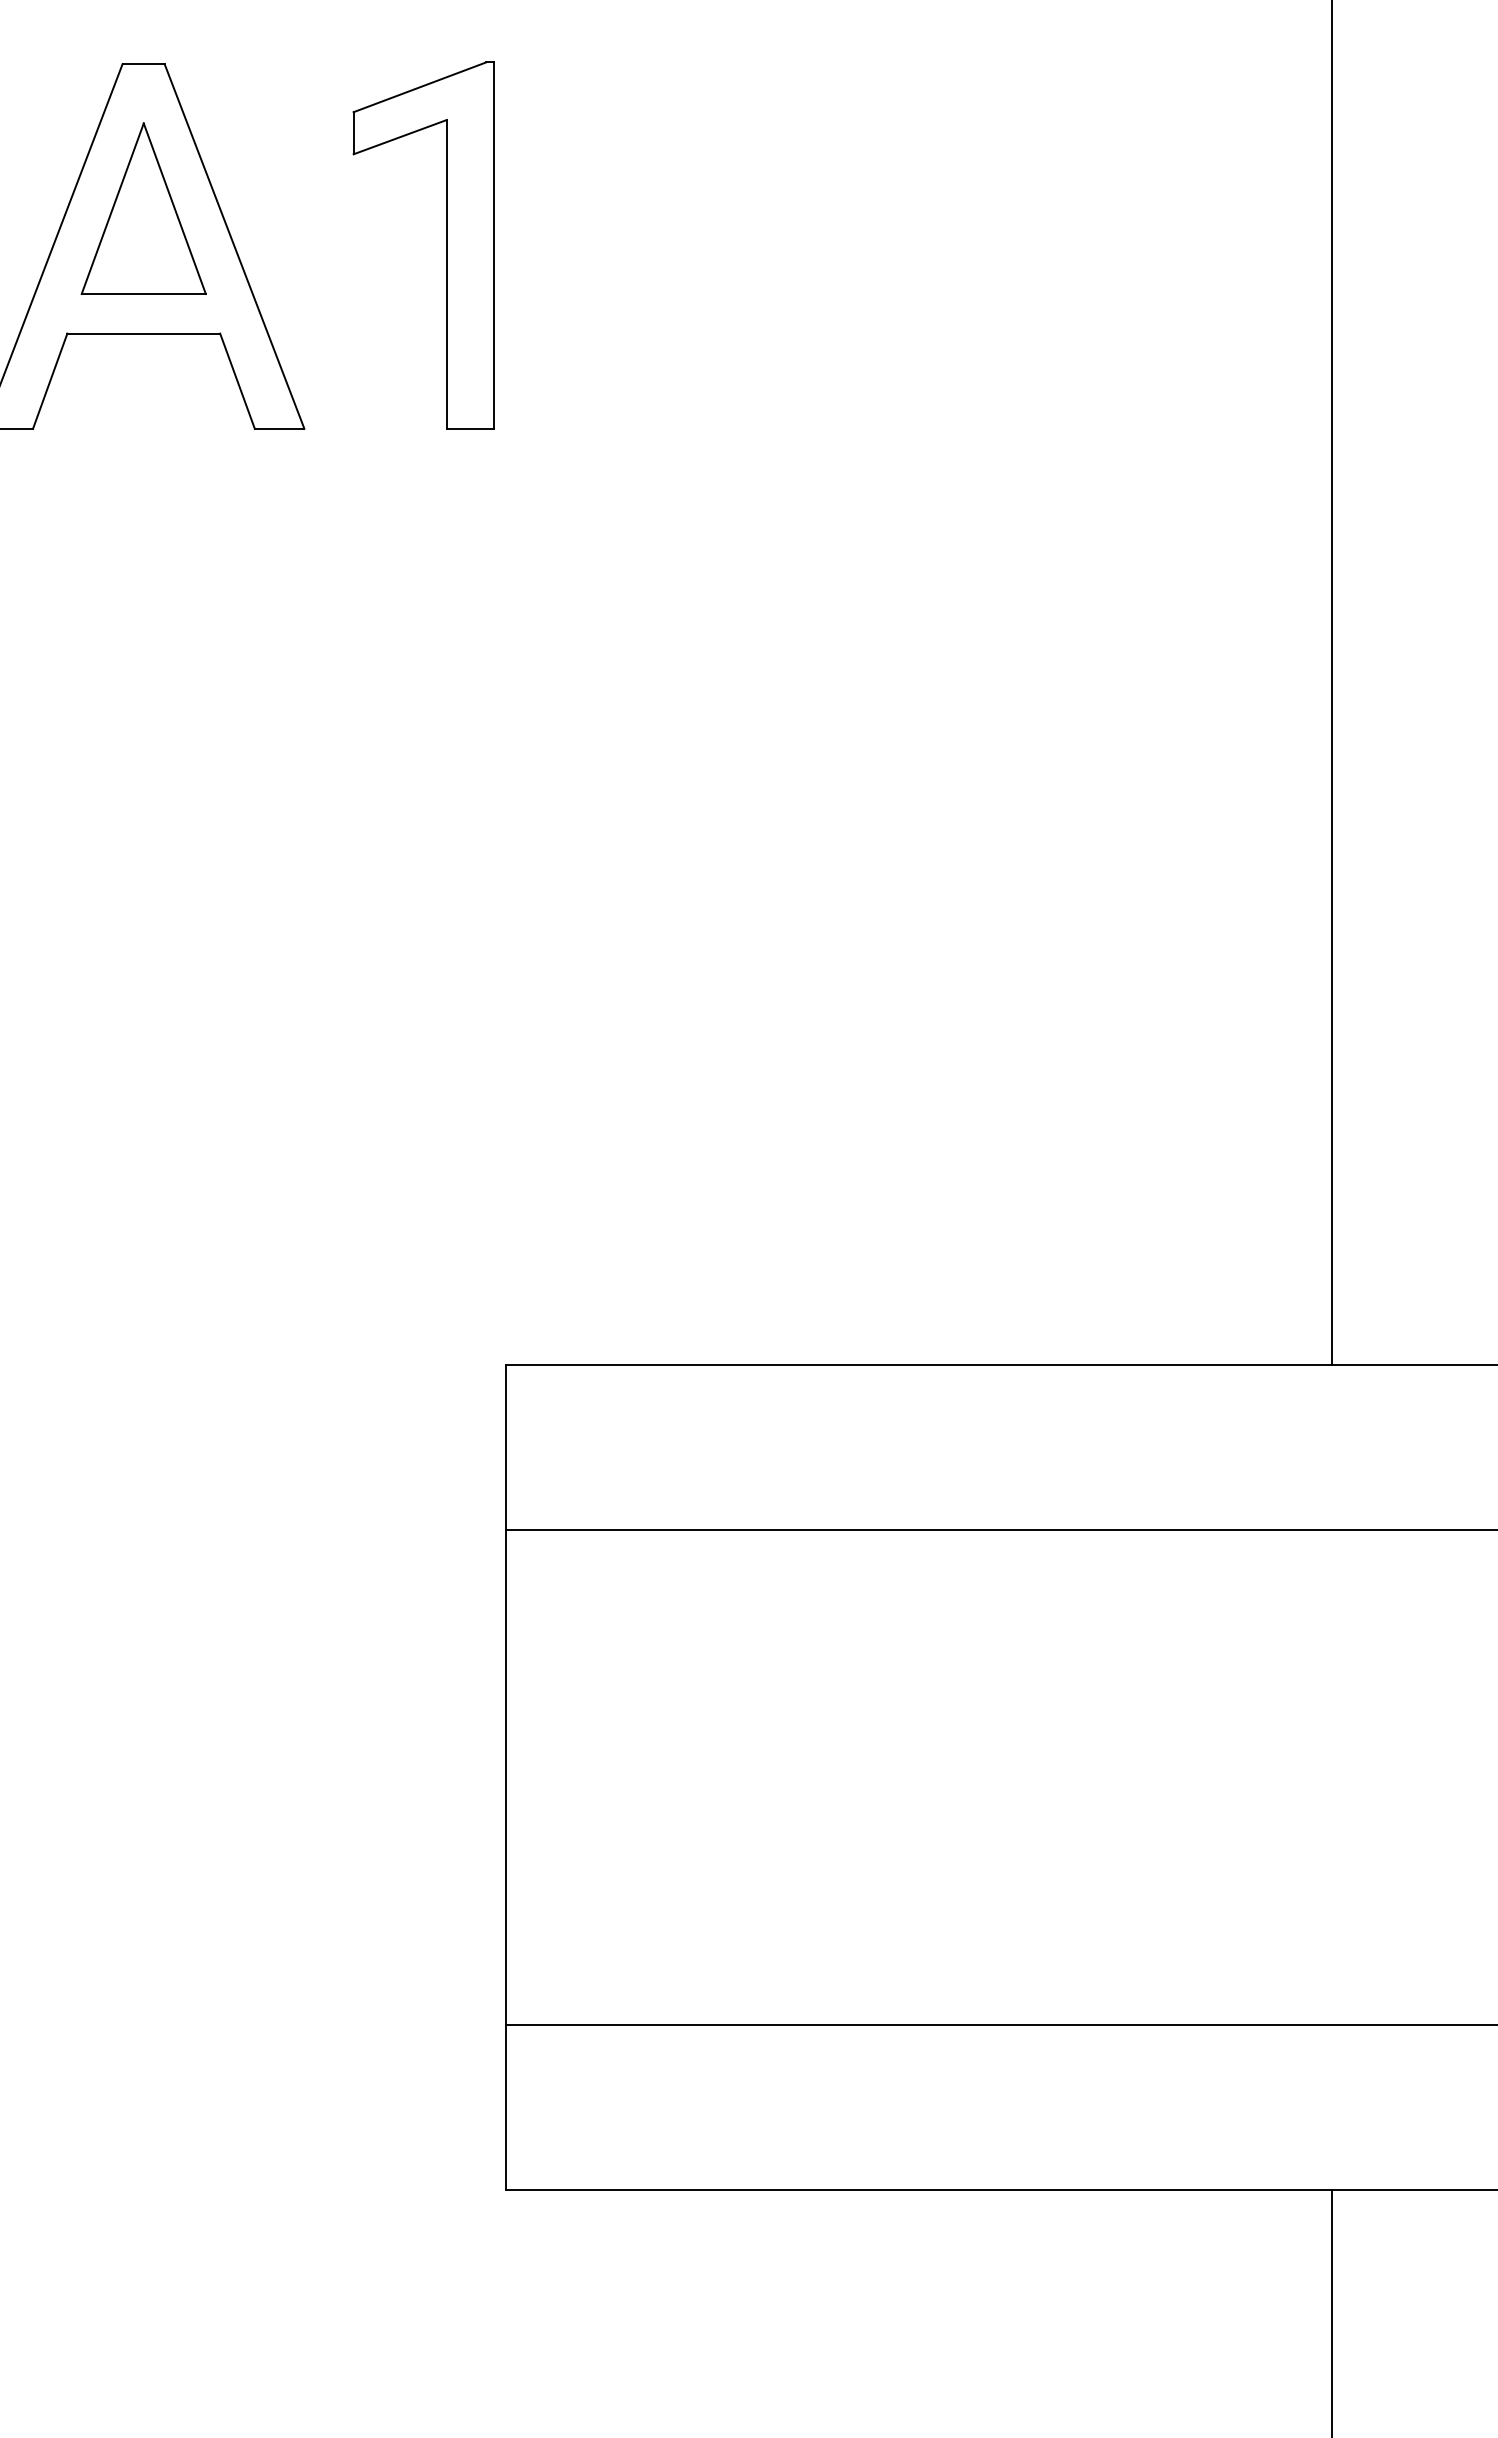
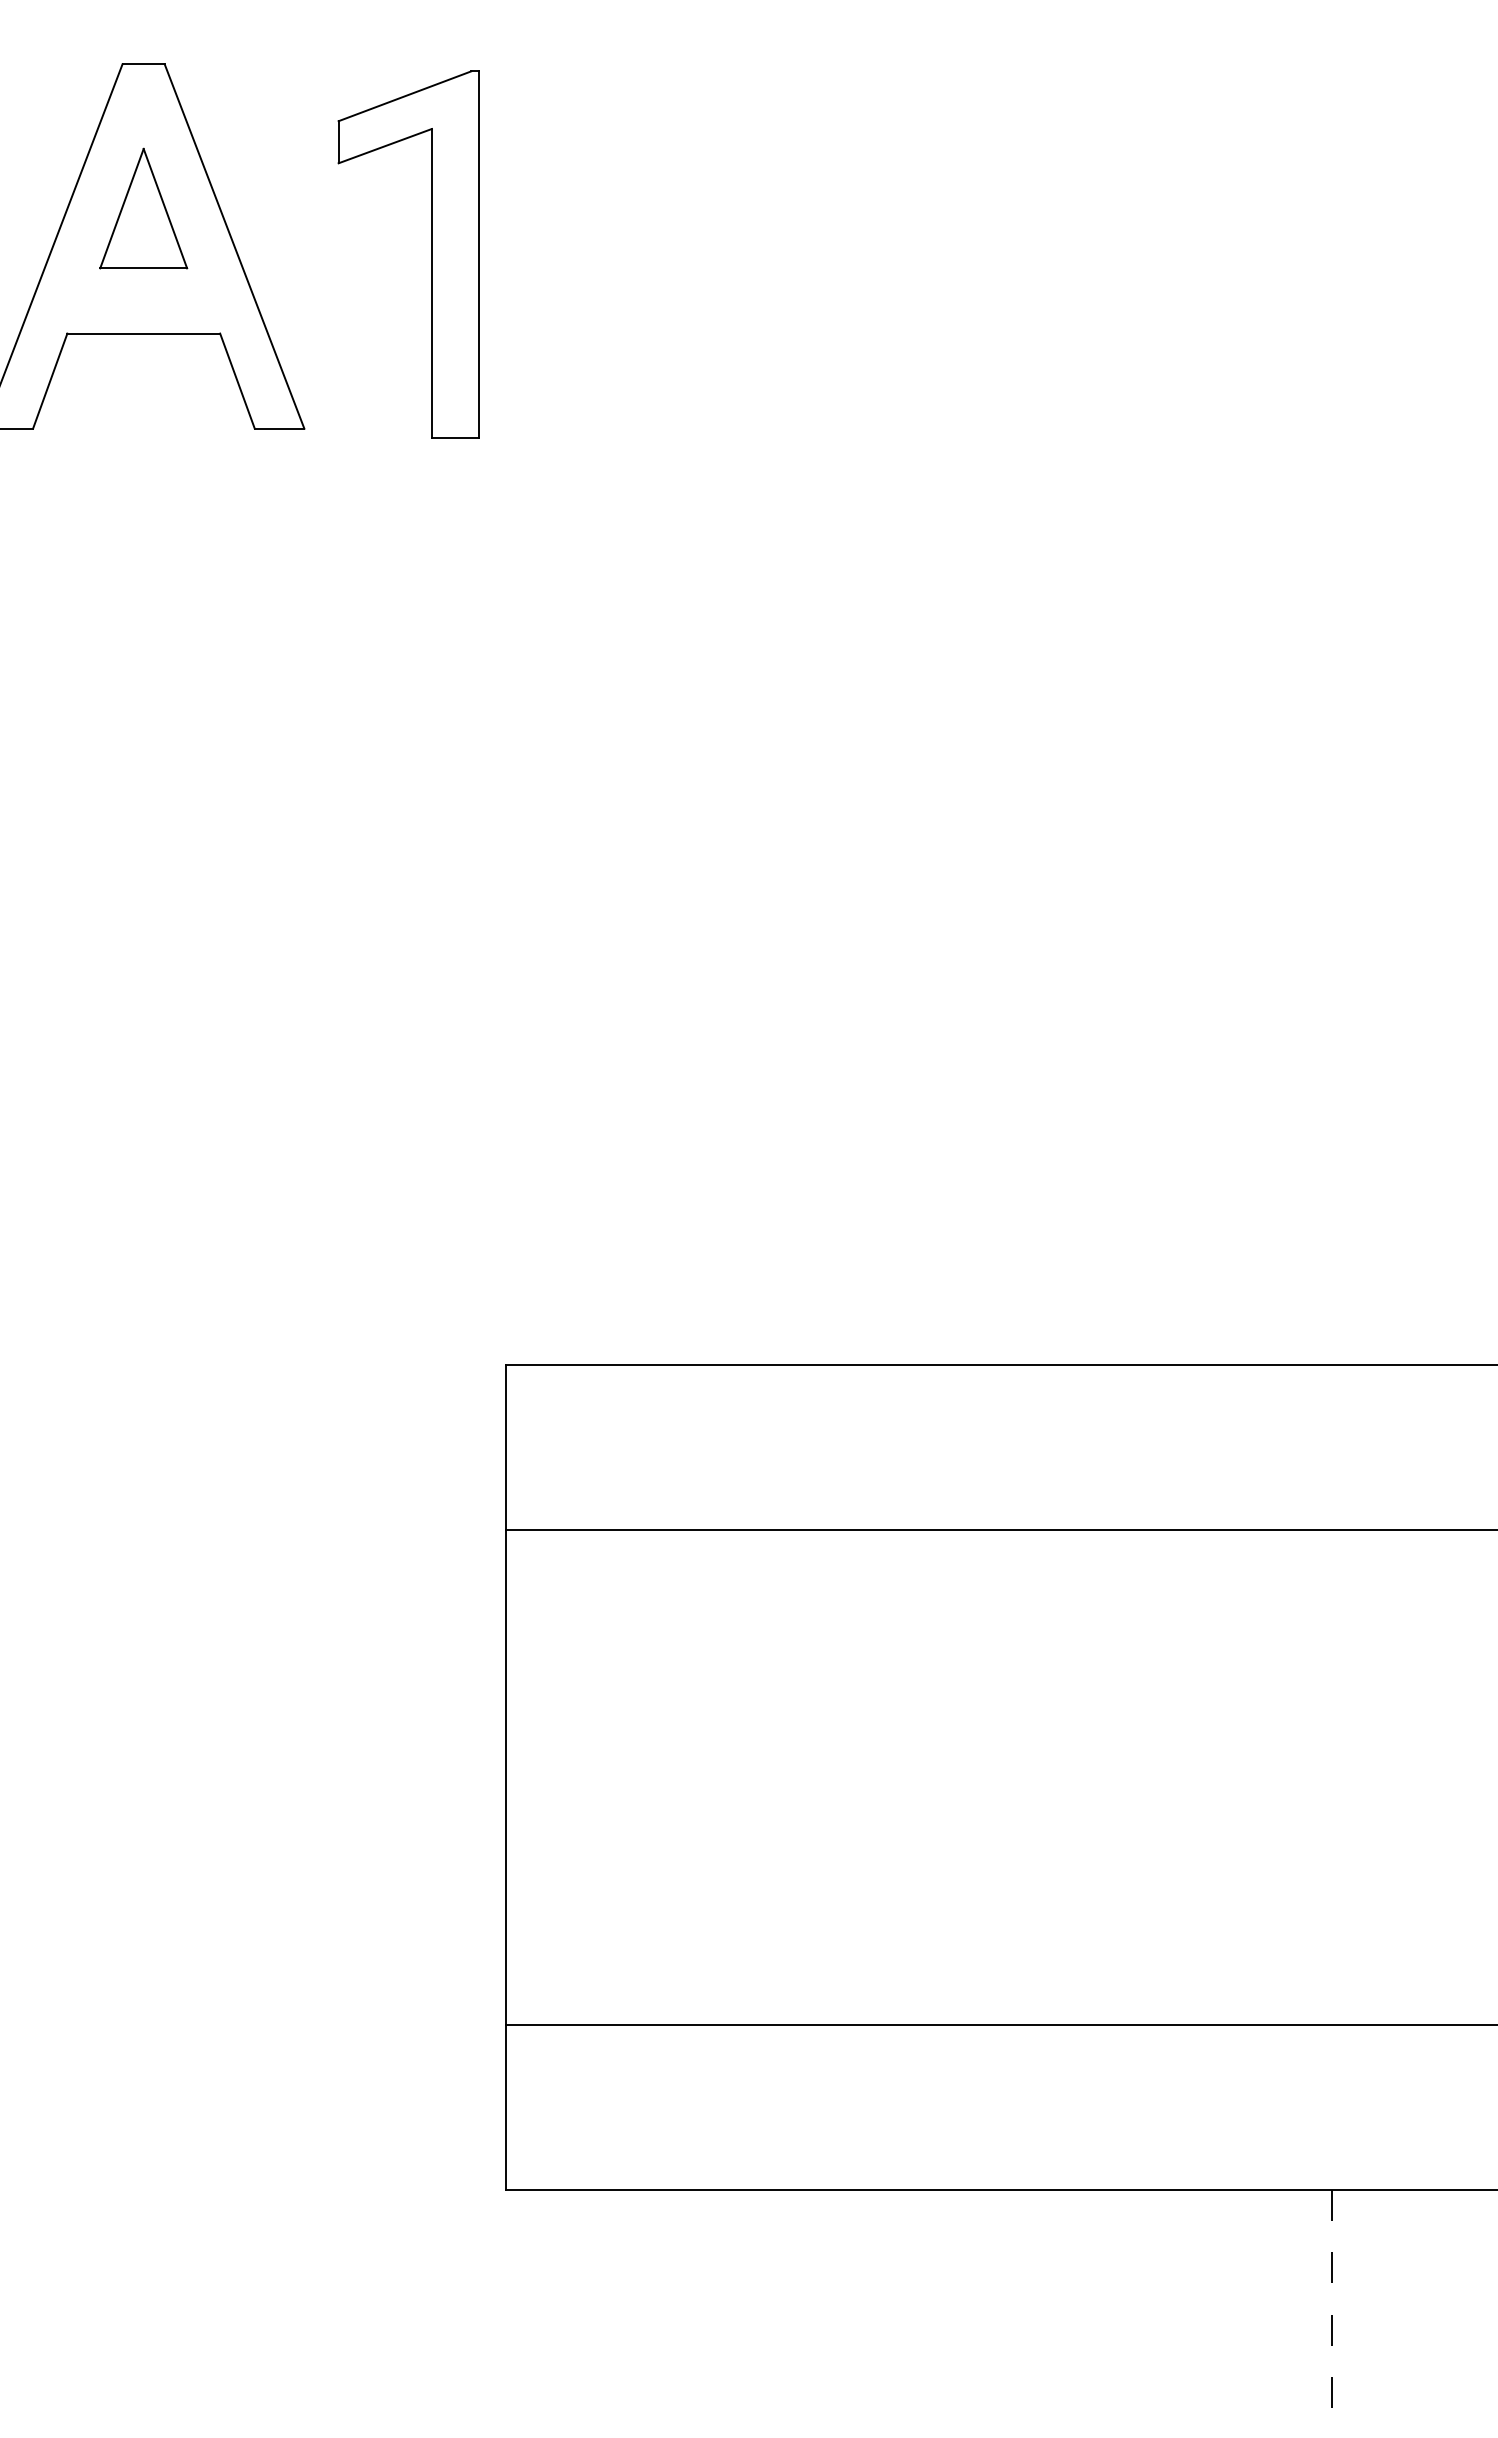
part size: 127x173 px -> 90x123 px (143, 208)
part position: (446, 245) -> (431, 254) (431, 254)
line: present -> none (1331, 683)
line: solid -> dashed (1331, 2313)
